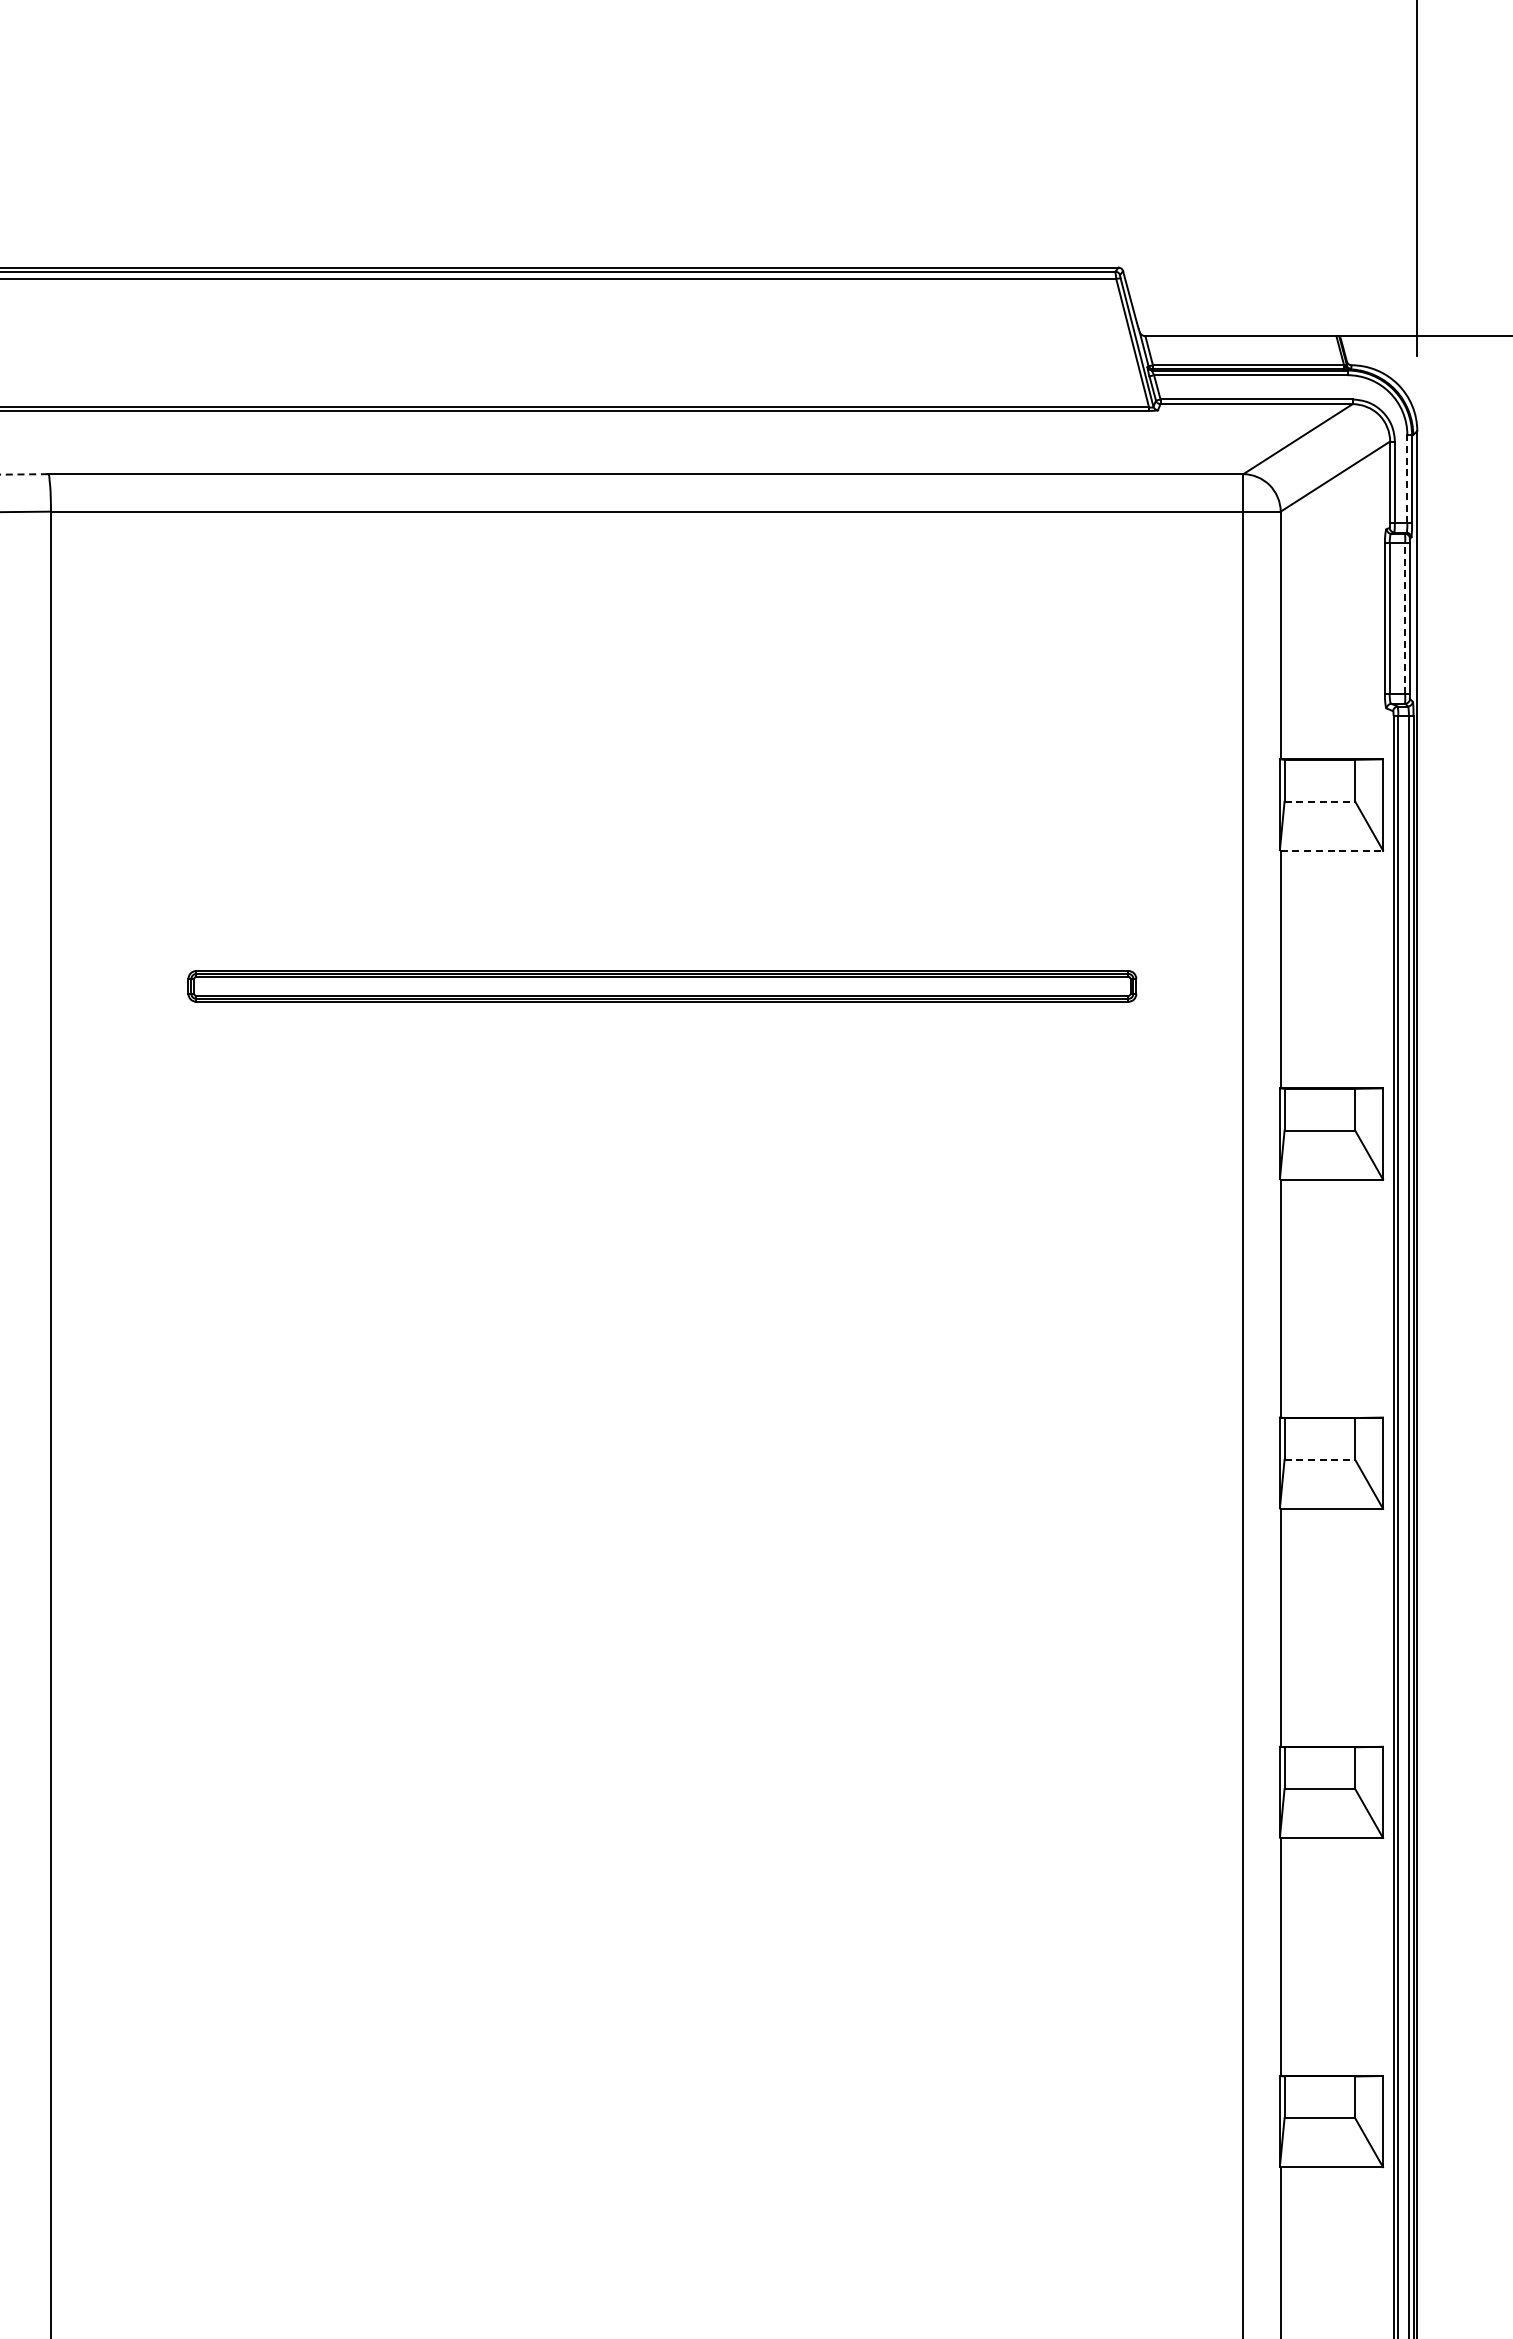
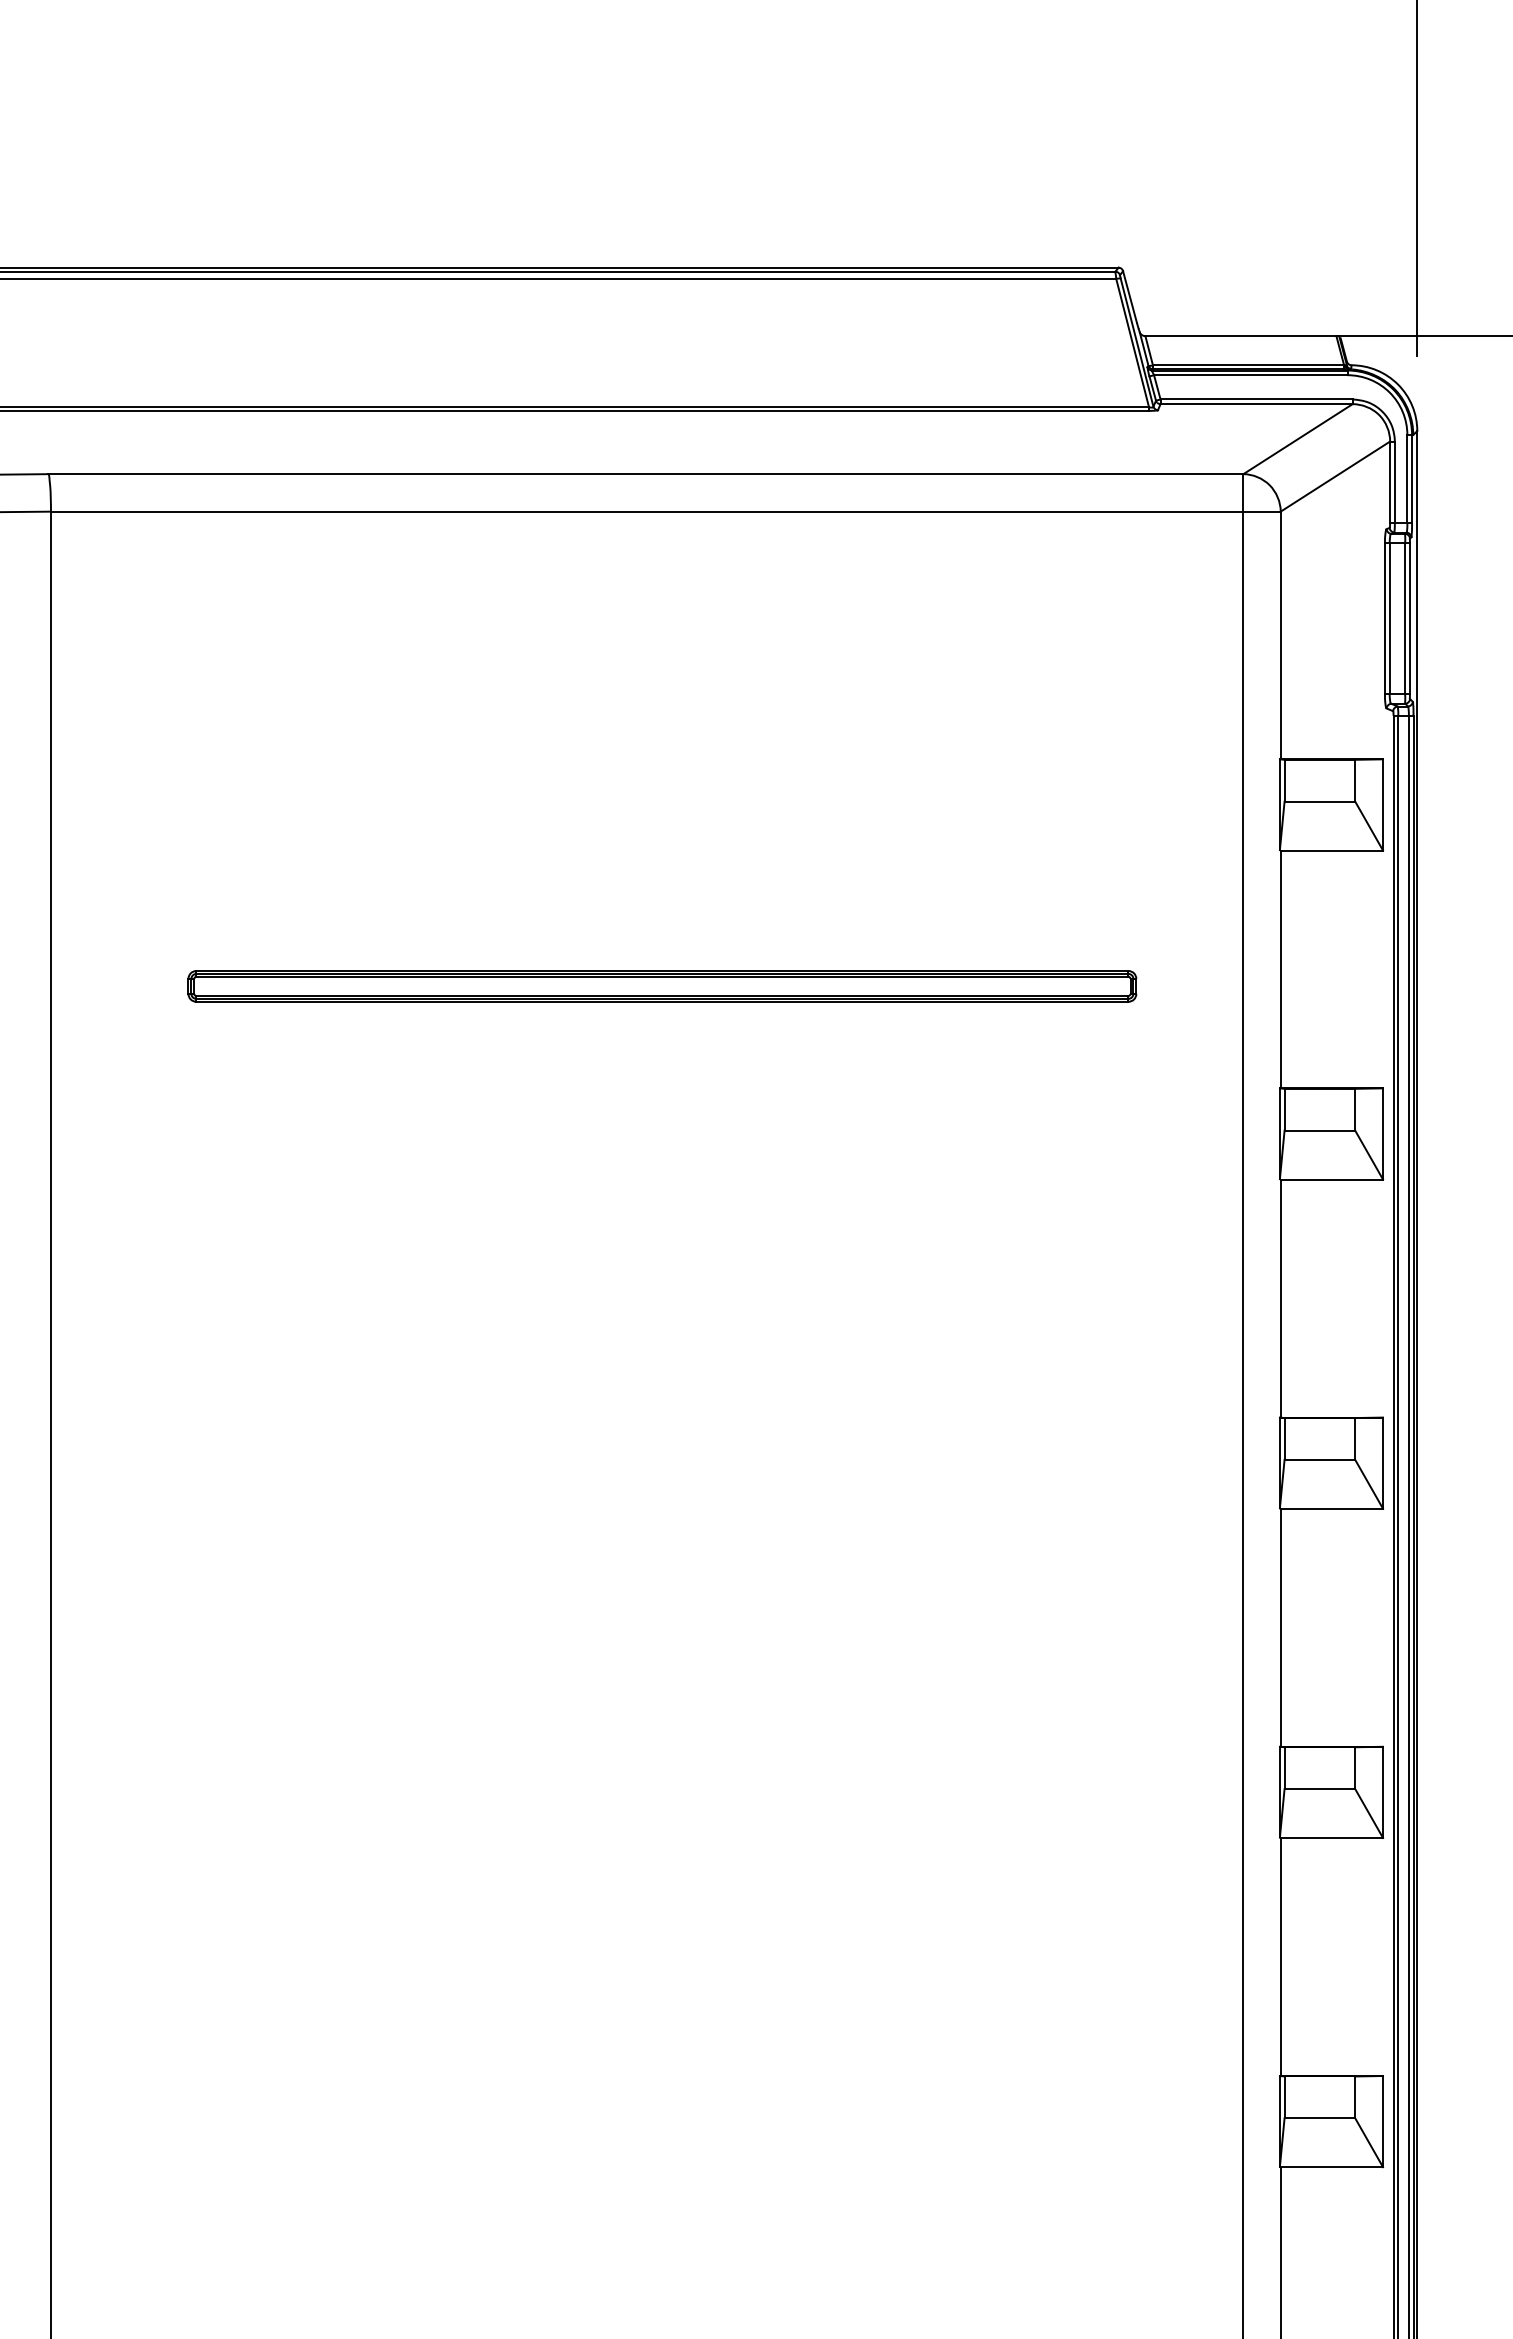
arc: dashed -> solid (24, 474)
line: dashed -> solid (1407, 478)
line: dashed -> solid (1405, 618)
line: dashed -> solid (1320, 801)
line: dashed -> solid (1332, 850)
line: dashed -> solid (1320, 1459)
